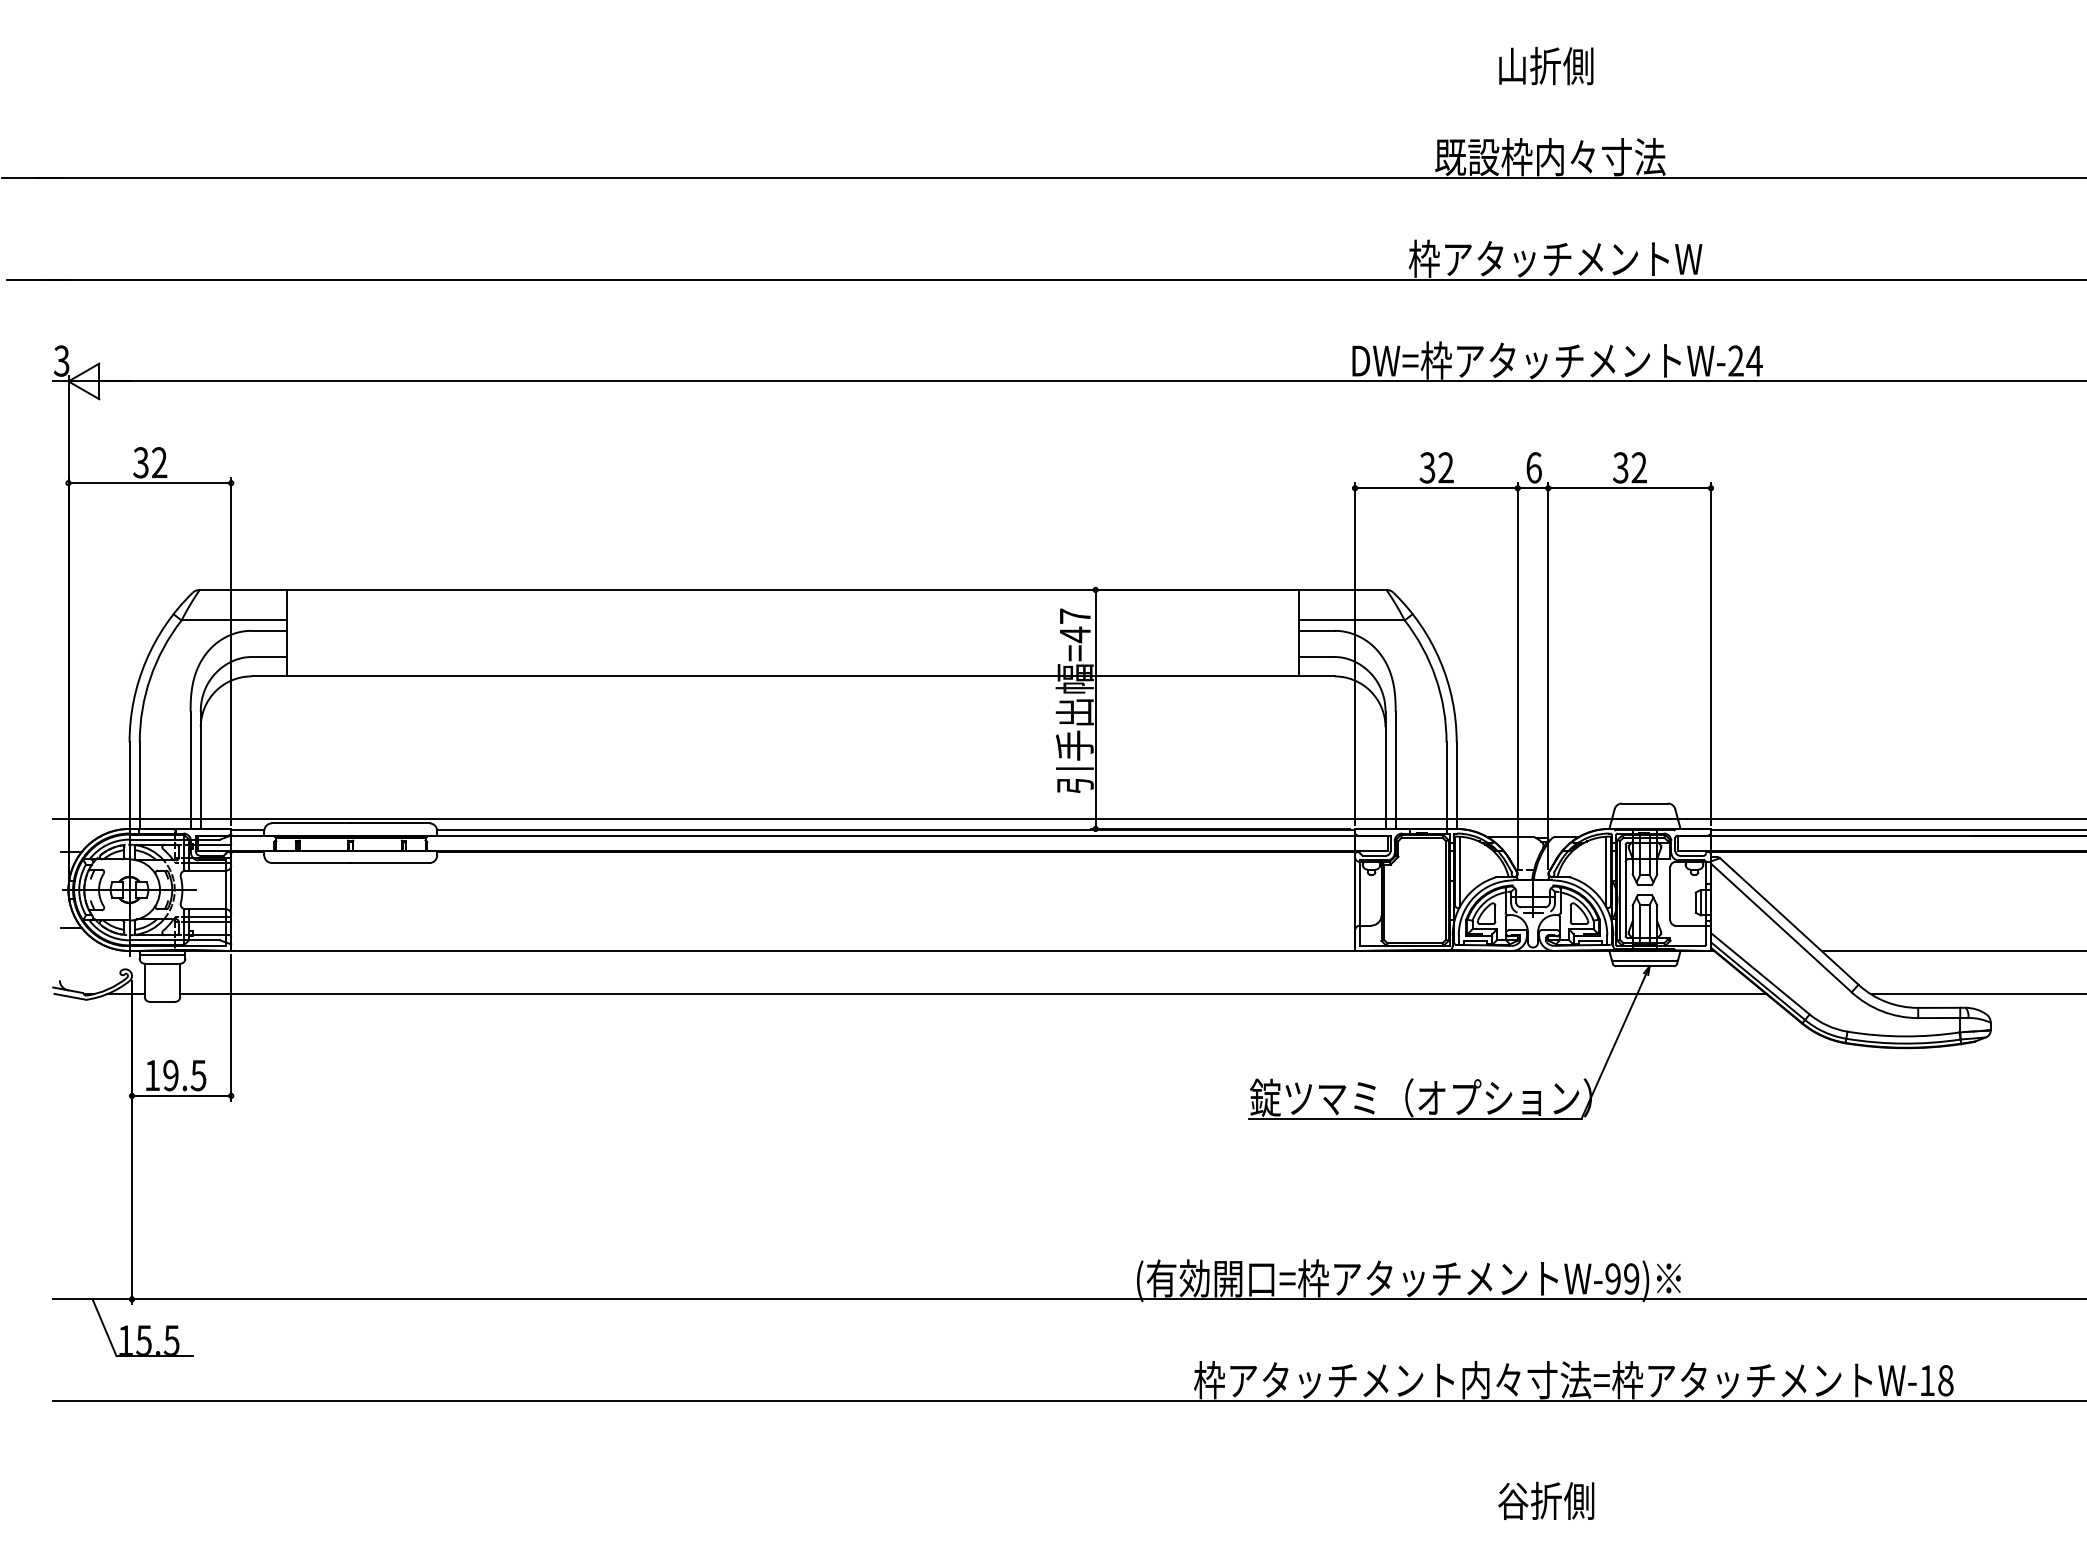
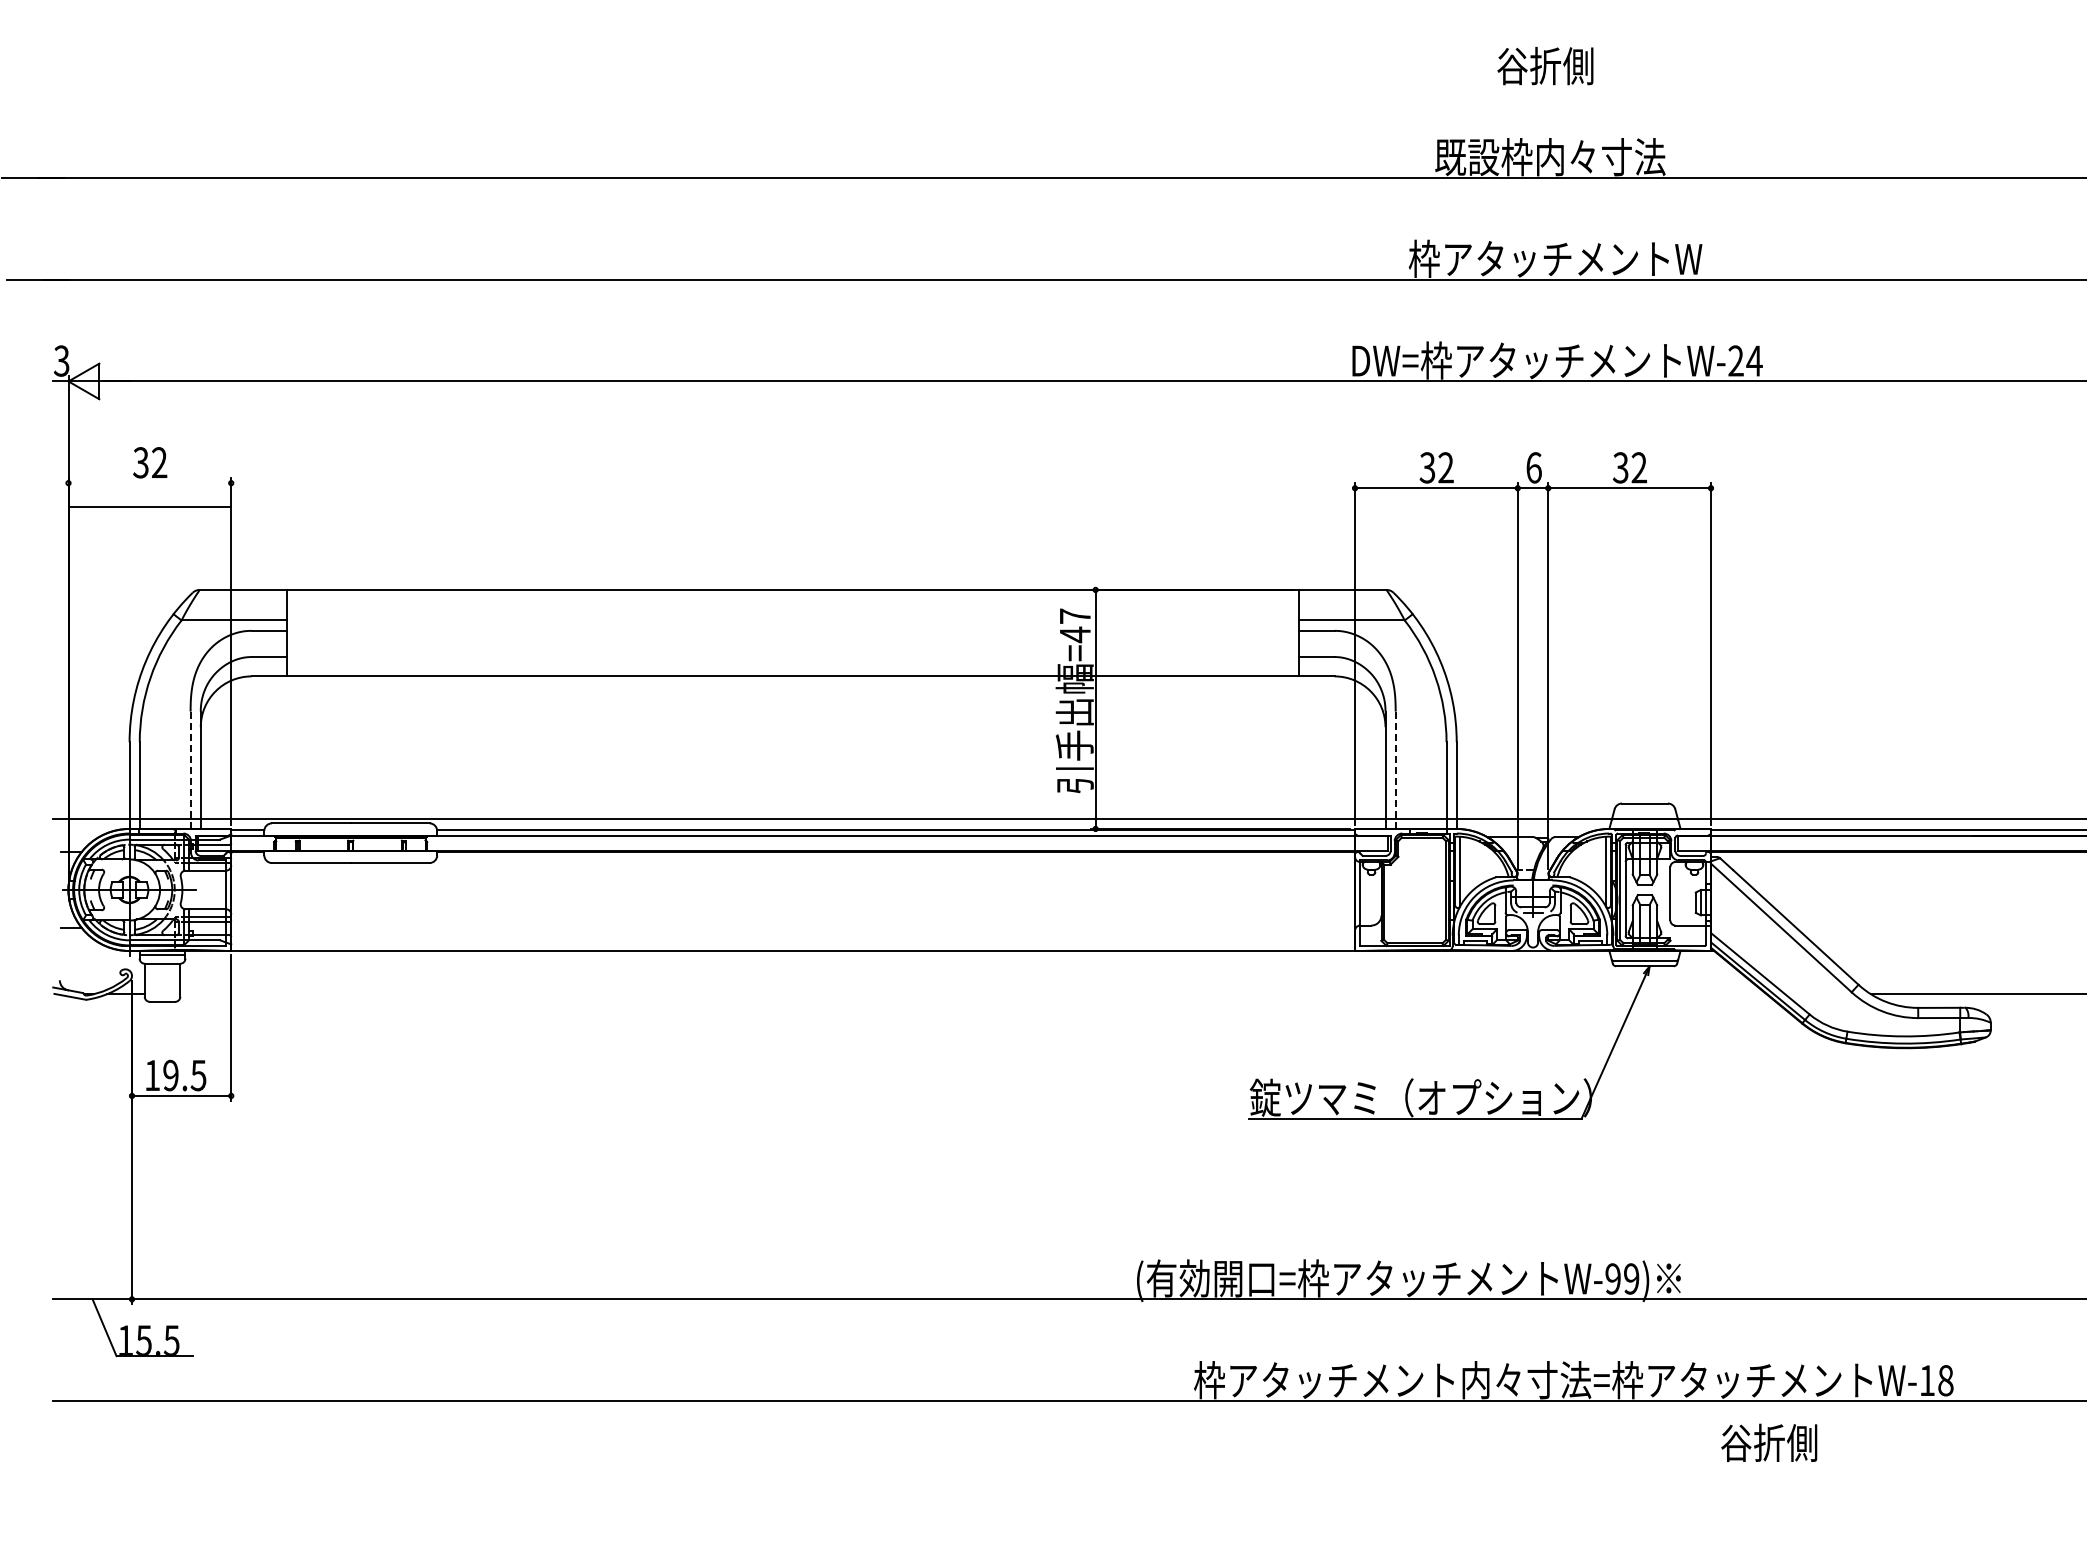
text: 山折側 -> 谷折側 (1512, 66)
line position: (149, 483) -> (149, 507) (149, 507)
line: solid -> dashed (190, 770)
line: solid -> dashed (1395, 770)
line: present -> none (1952, 951)
line: present -> none (973, 994)
text position: (1546, 1500) -> (1769, 1442) (1769, 1442)
